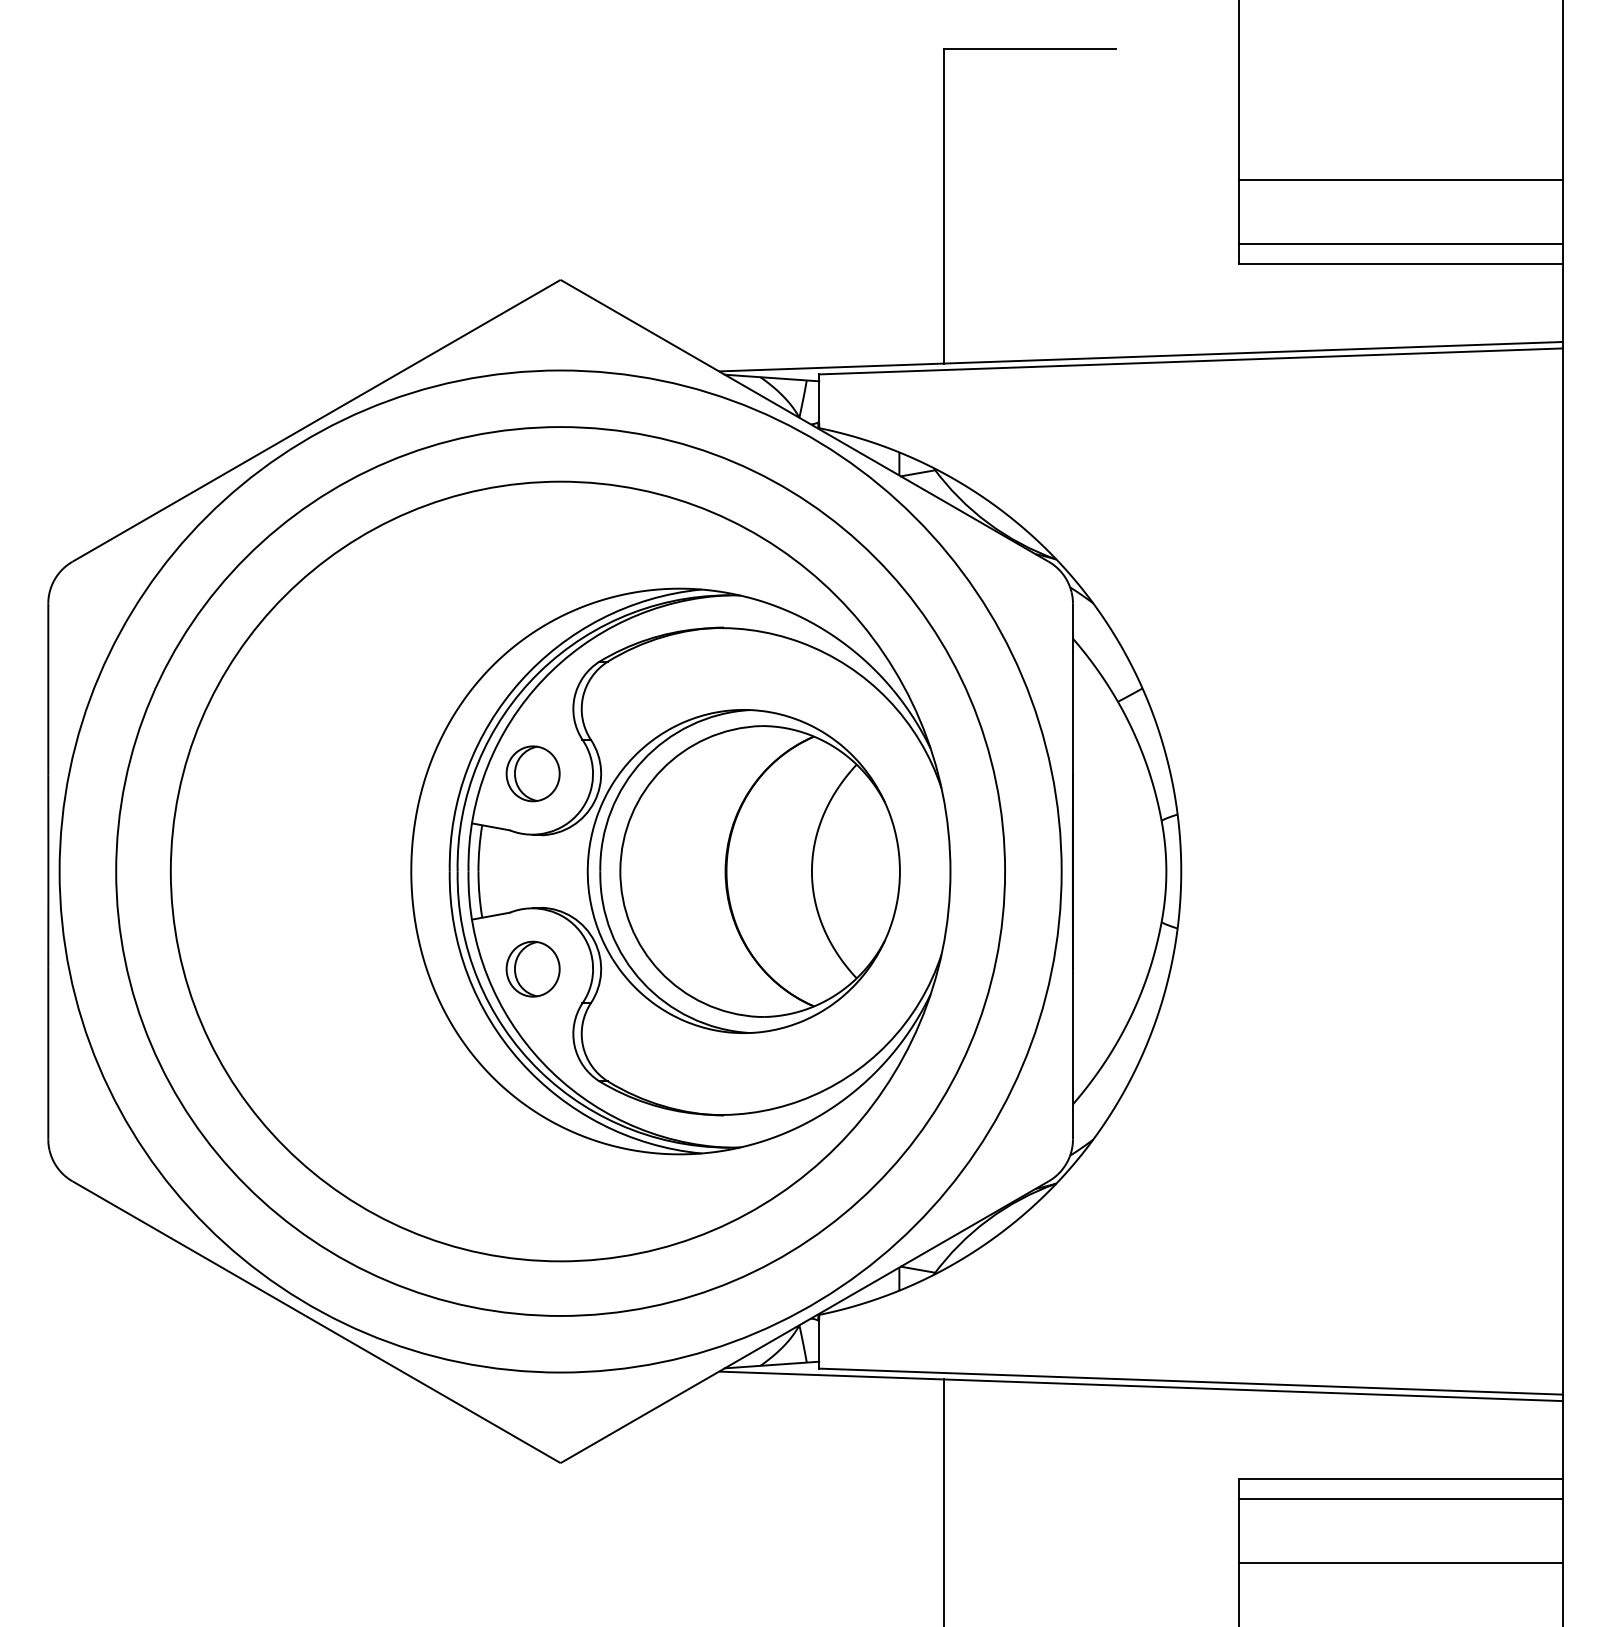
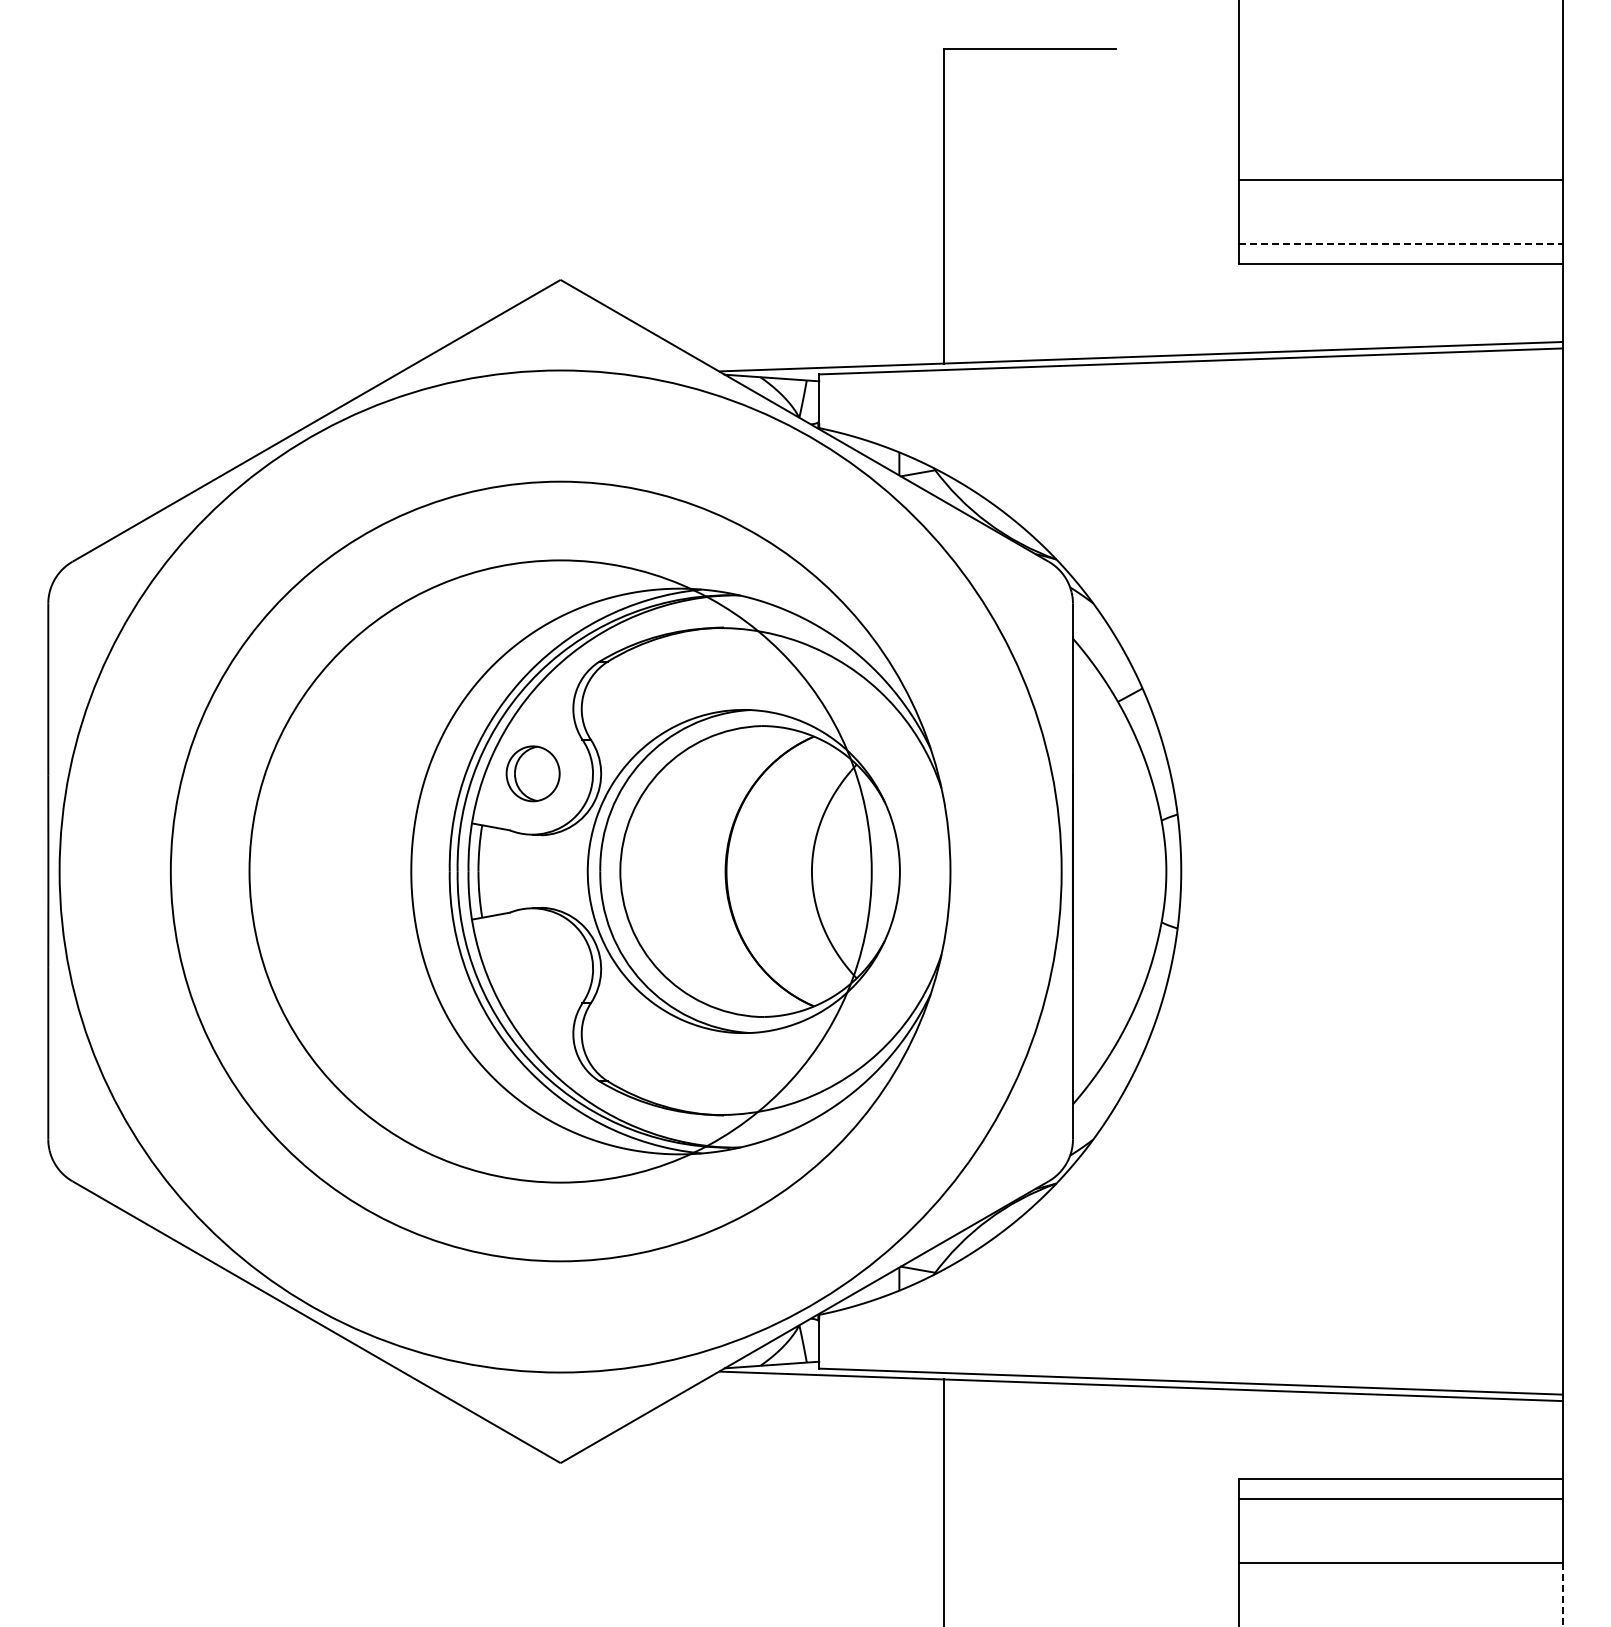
line: solid -> dashed (1401, 243)
circle diameter: 889 px -> 622 px (560, 871)
part: present -> none (532, 968)
line: solid -> dashed (1562, 1594)
